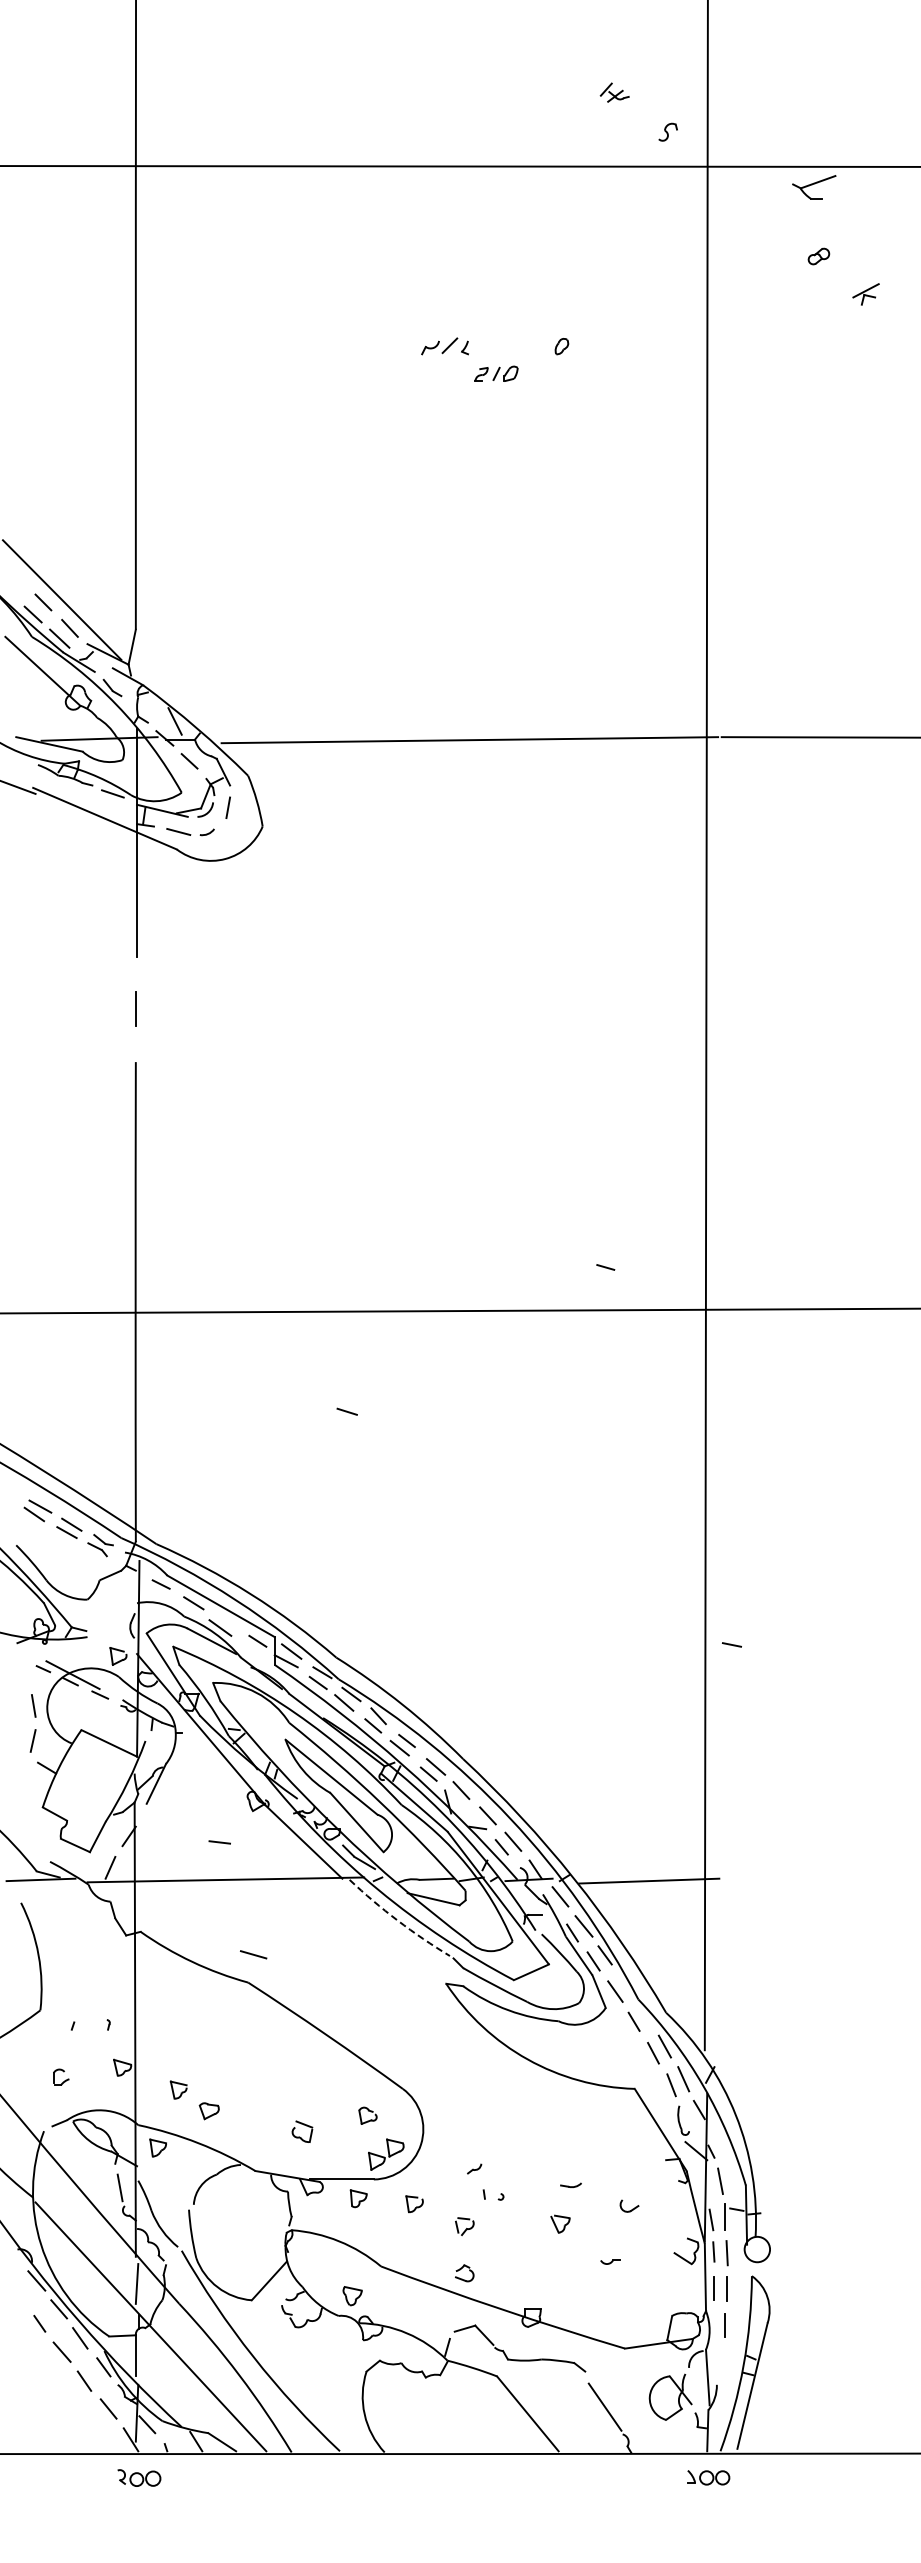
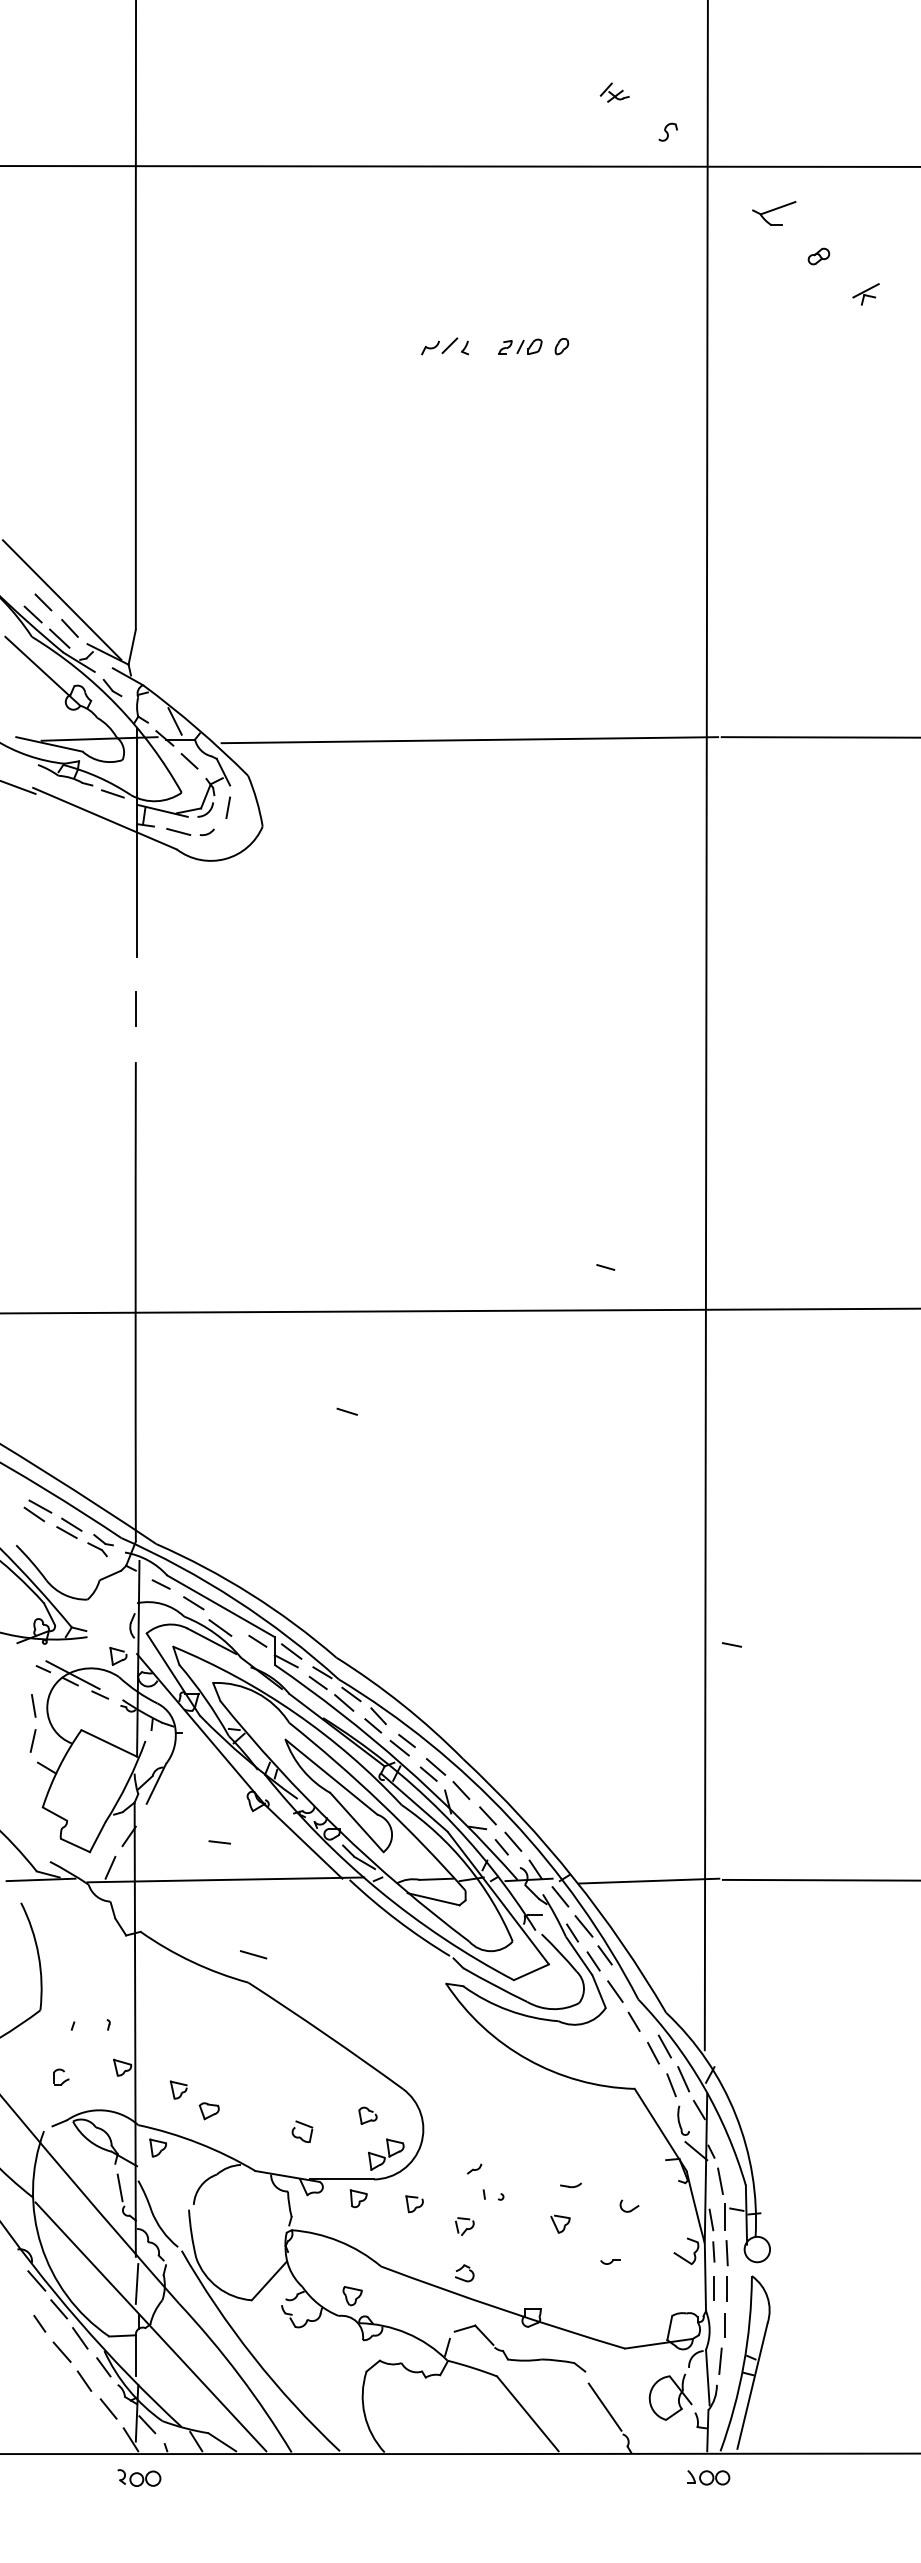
part position: (814, 187) -> (774, 213) (774, 213)
part position: (496, 373) -> (520, 346) (520, 346)
line: none -> present (819, 1879)
arc: dashed -> solid (397, 1920)
line: none -> present (720, 2360)
